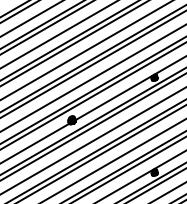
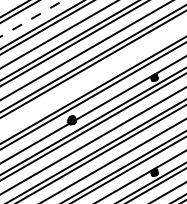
line: solid -> dashed (31, 18)
line: present -> none (92, 77)
